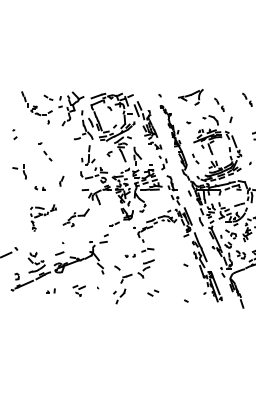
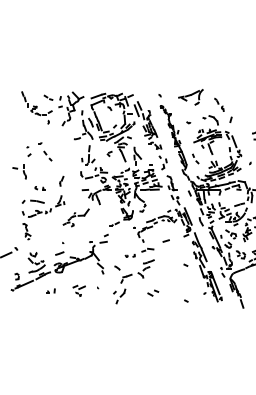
part: present -> none (247, 99)
part position: (14, 134) -> (28, 151) (28, 151)
part size: 27x28 px -> 45x46 px (43, 217)
line: none -> present (165, 240)
